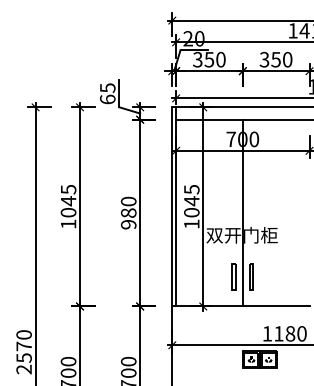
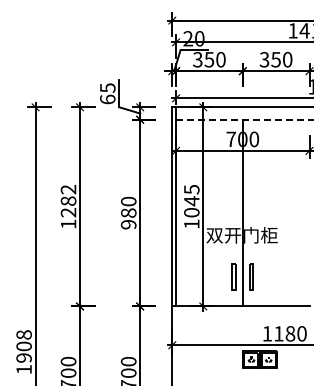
line: solid -> dashed (245, 119)
text: 1045 -> 1282 (68, 200)
text: 2570 -> 1908 (23, 352)
